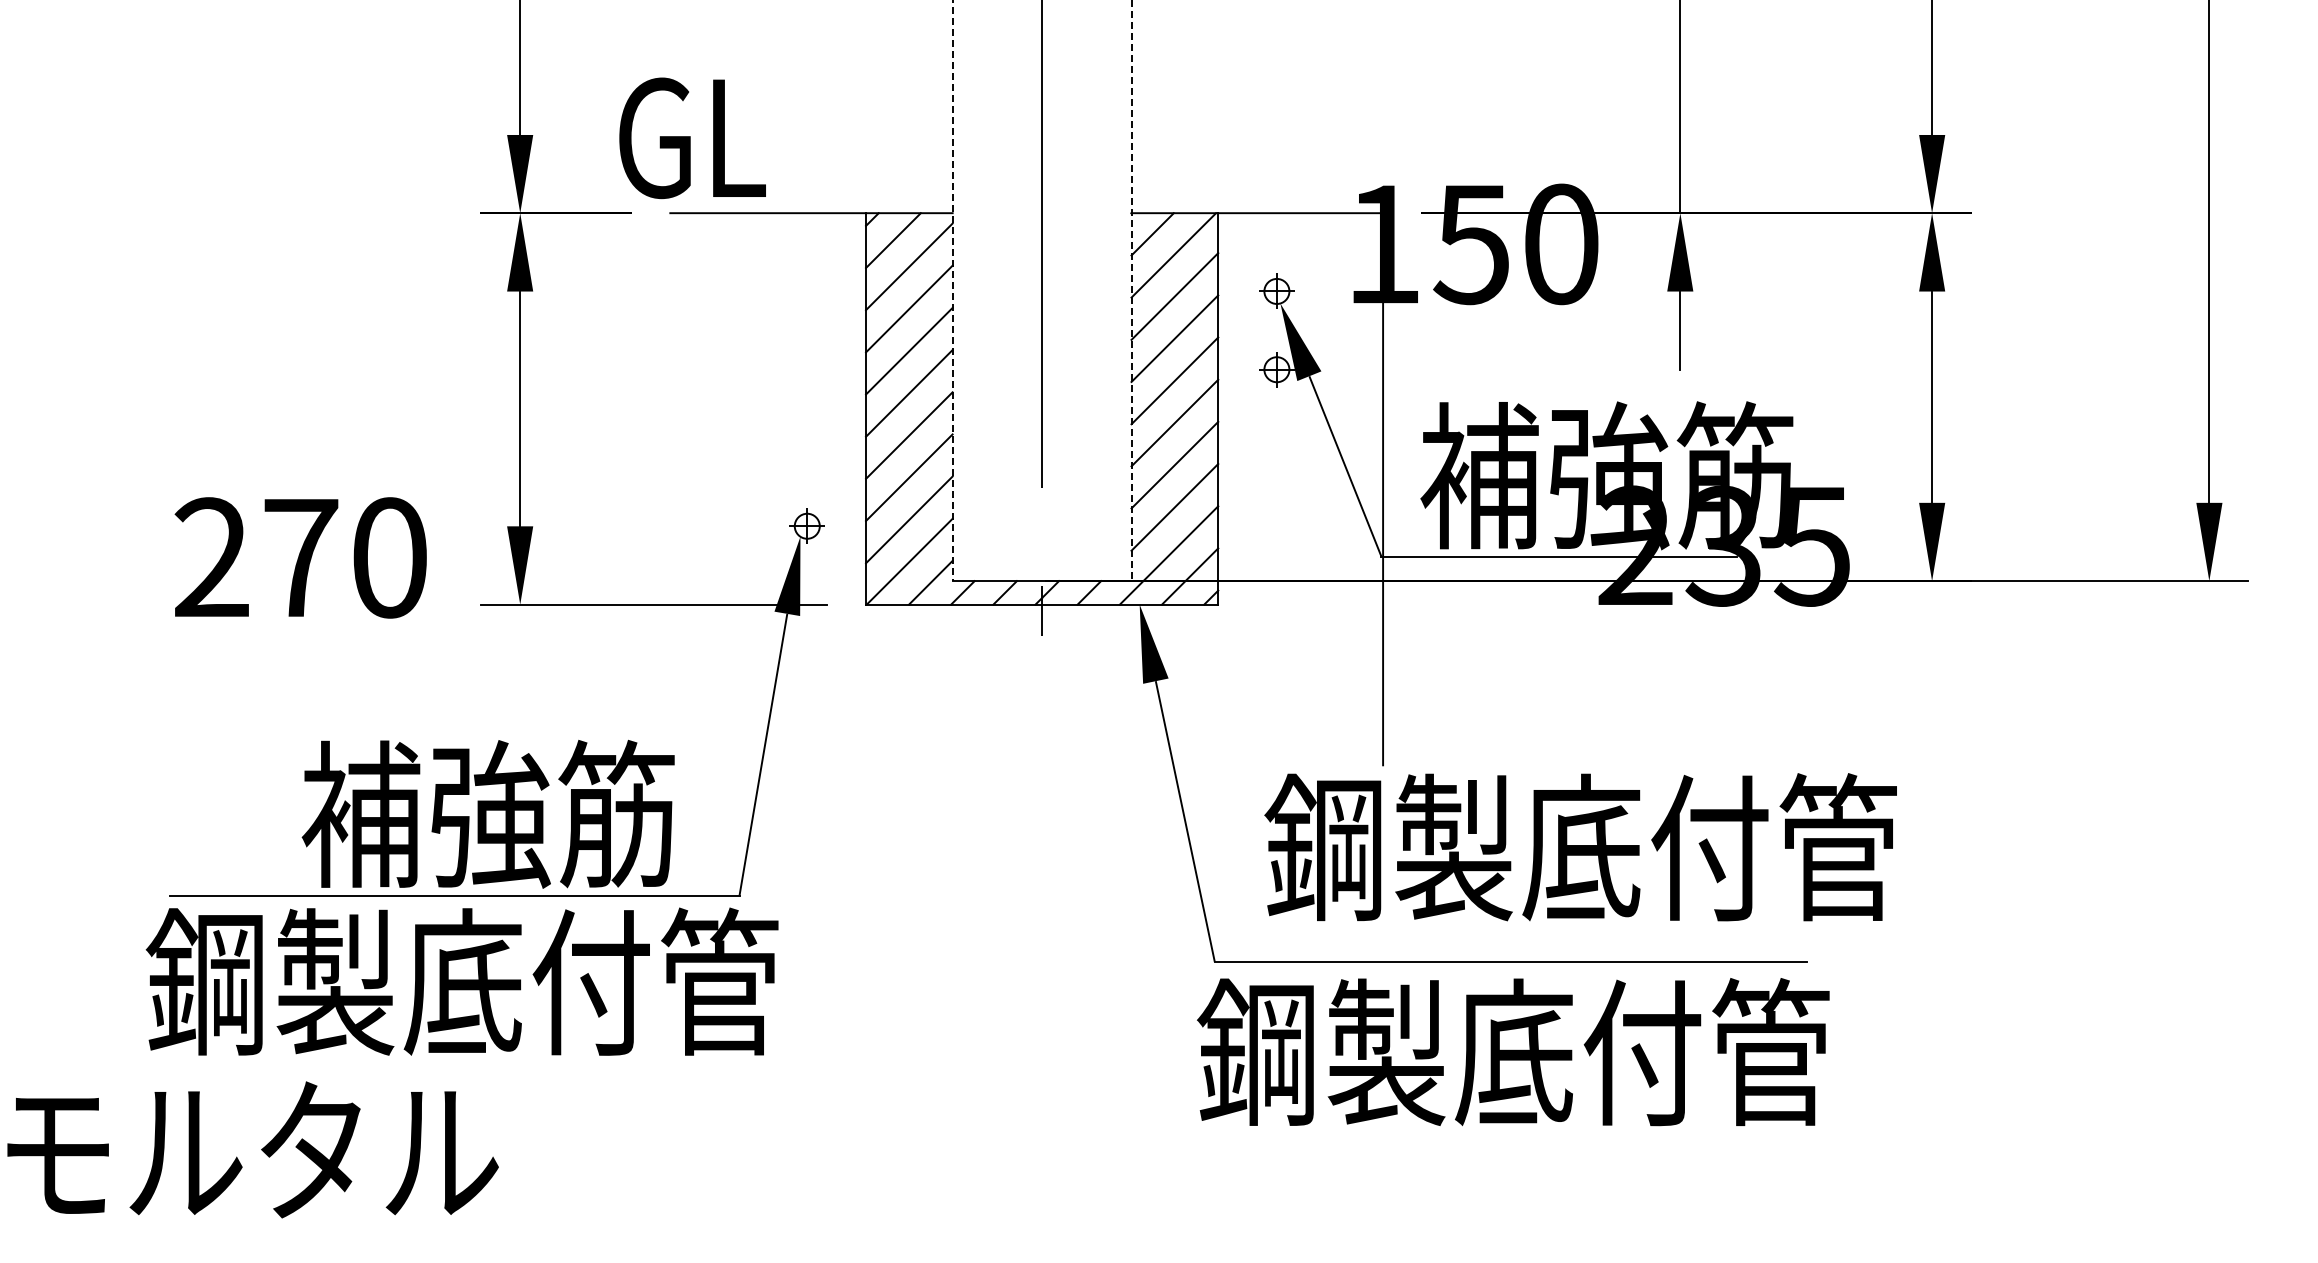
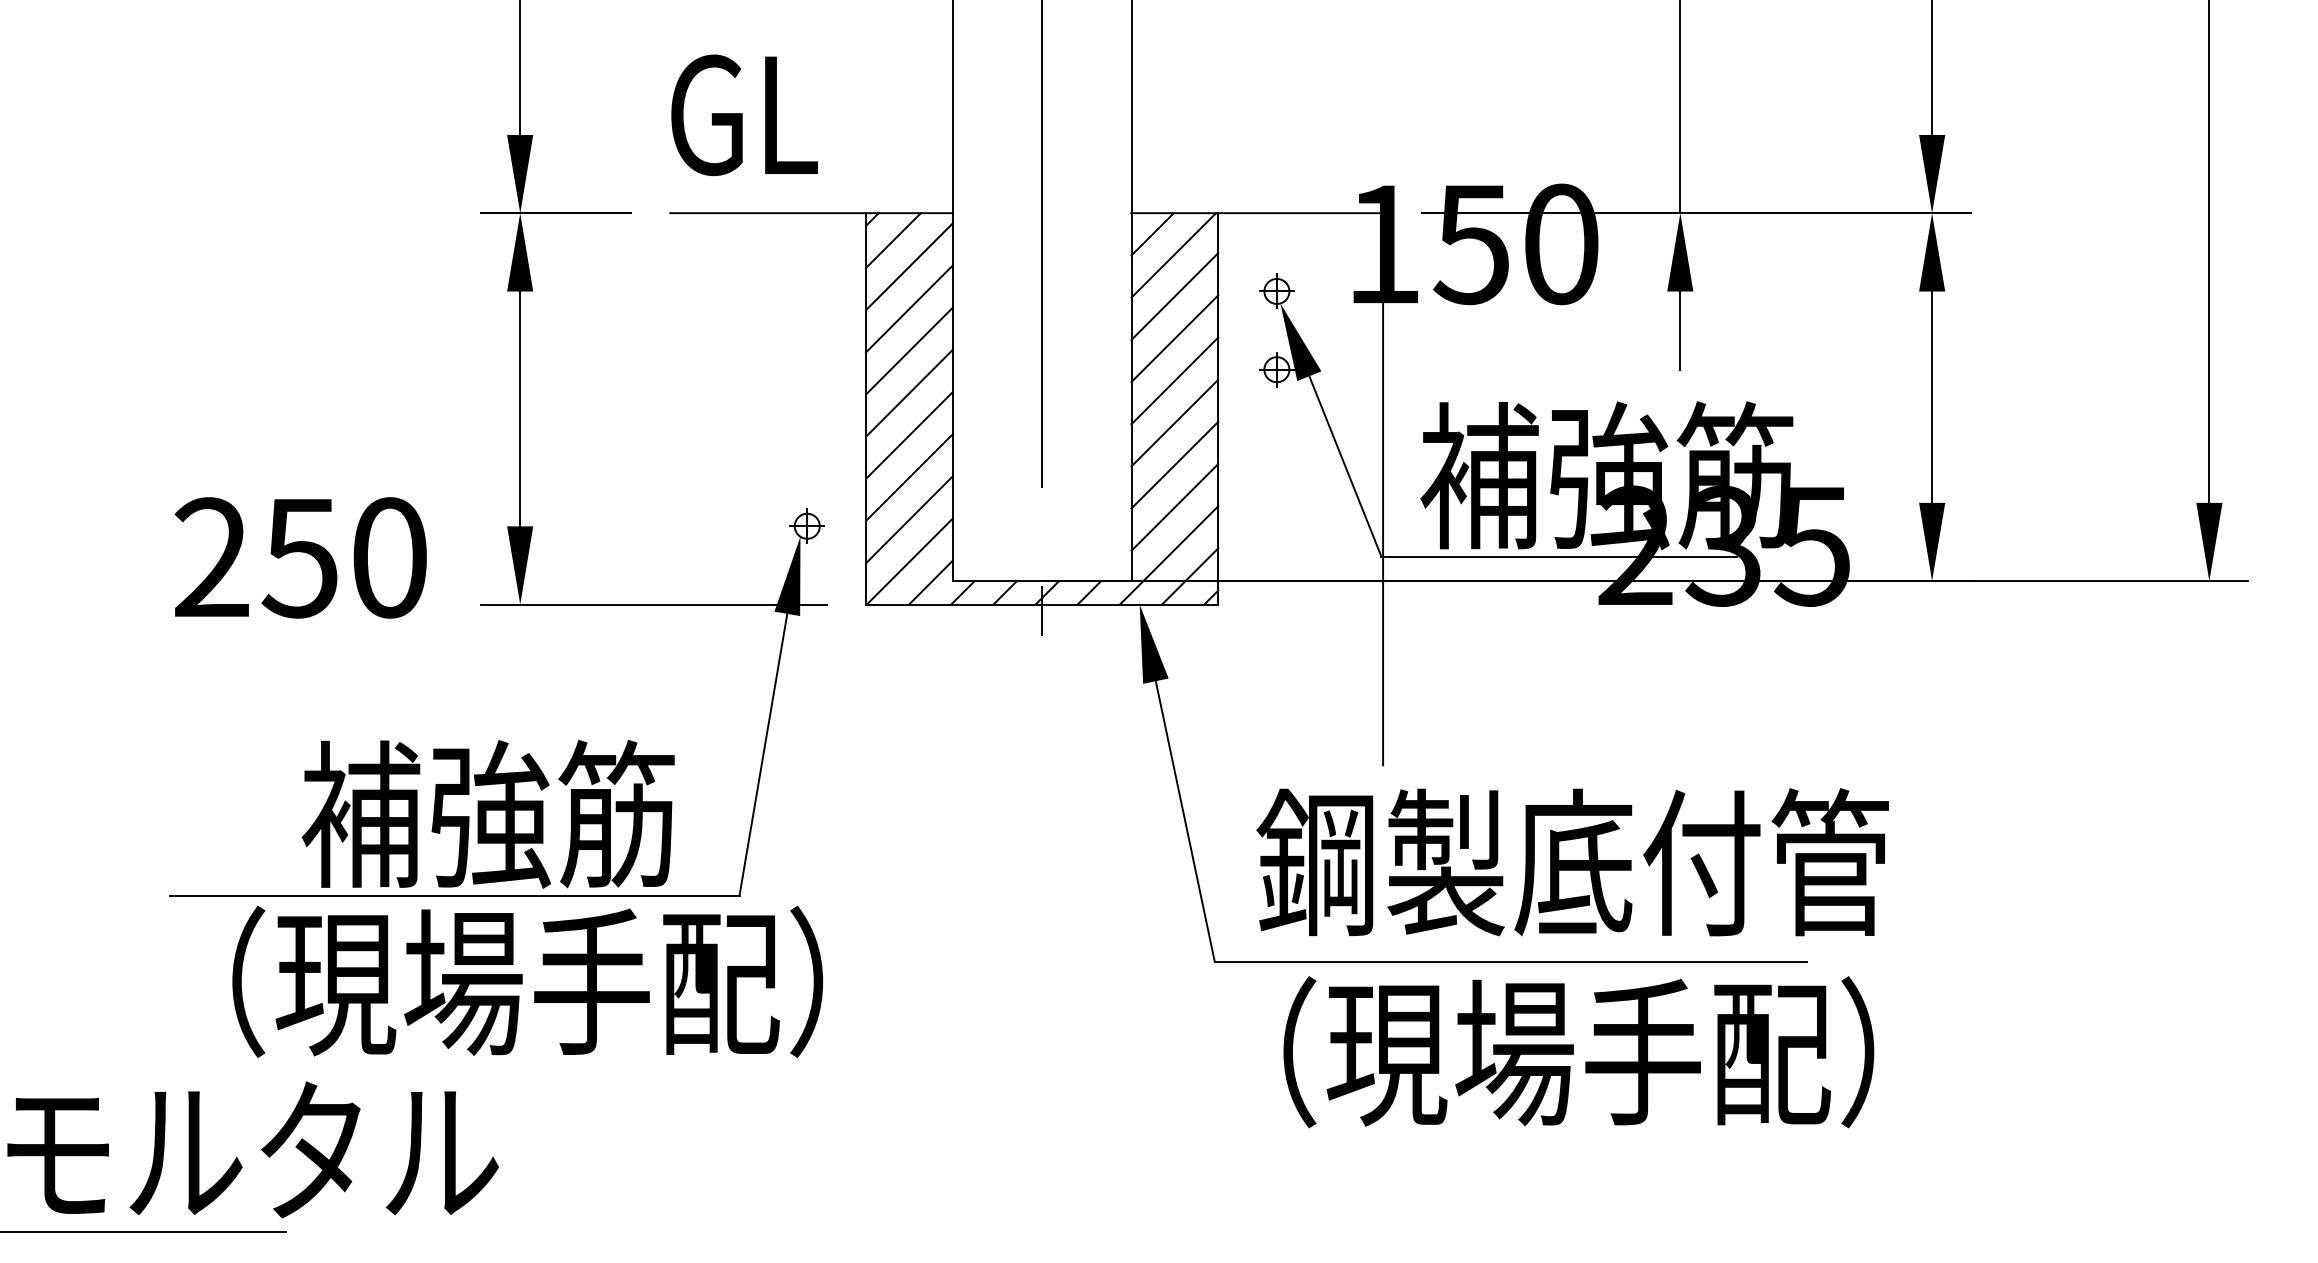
text position: (692, 138) -> (744, 115) (744, 115)
line: dashed -> solid (952, 291)
line: dashed -> solid (1131, 291)
text: 270 -> 250 (299, 558)
text position: (1580, 847) -> (1572, 862) (1572, 862)
text: 鋼製底付管 -> （現場手配） (484, 981)
text: 鋼製底付管 -> （現場手配） (1535, 1052)
line: none -> present (144, 1232)
